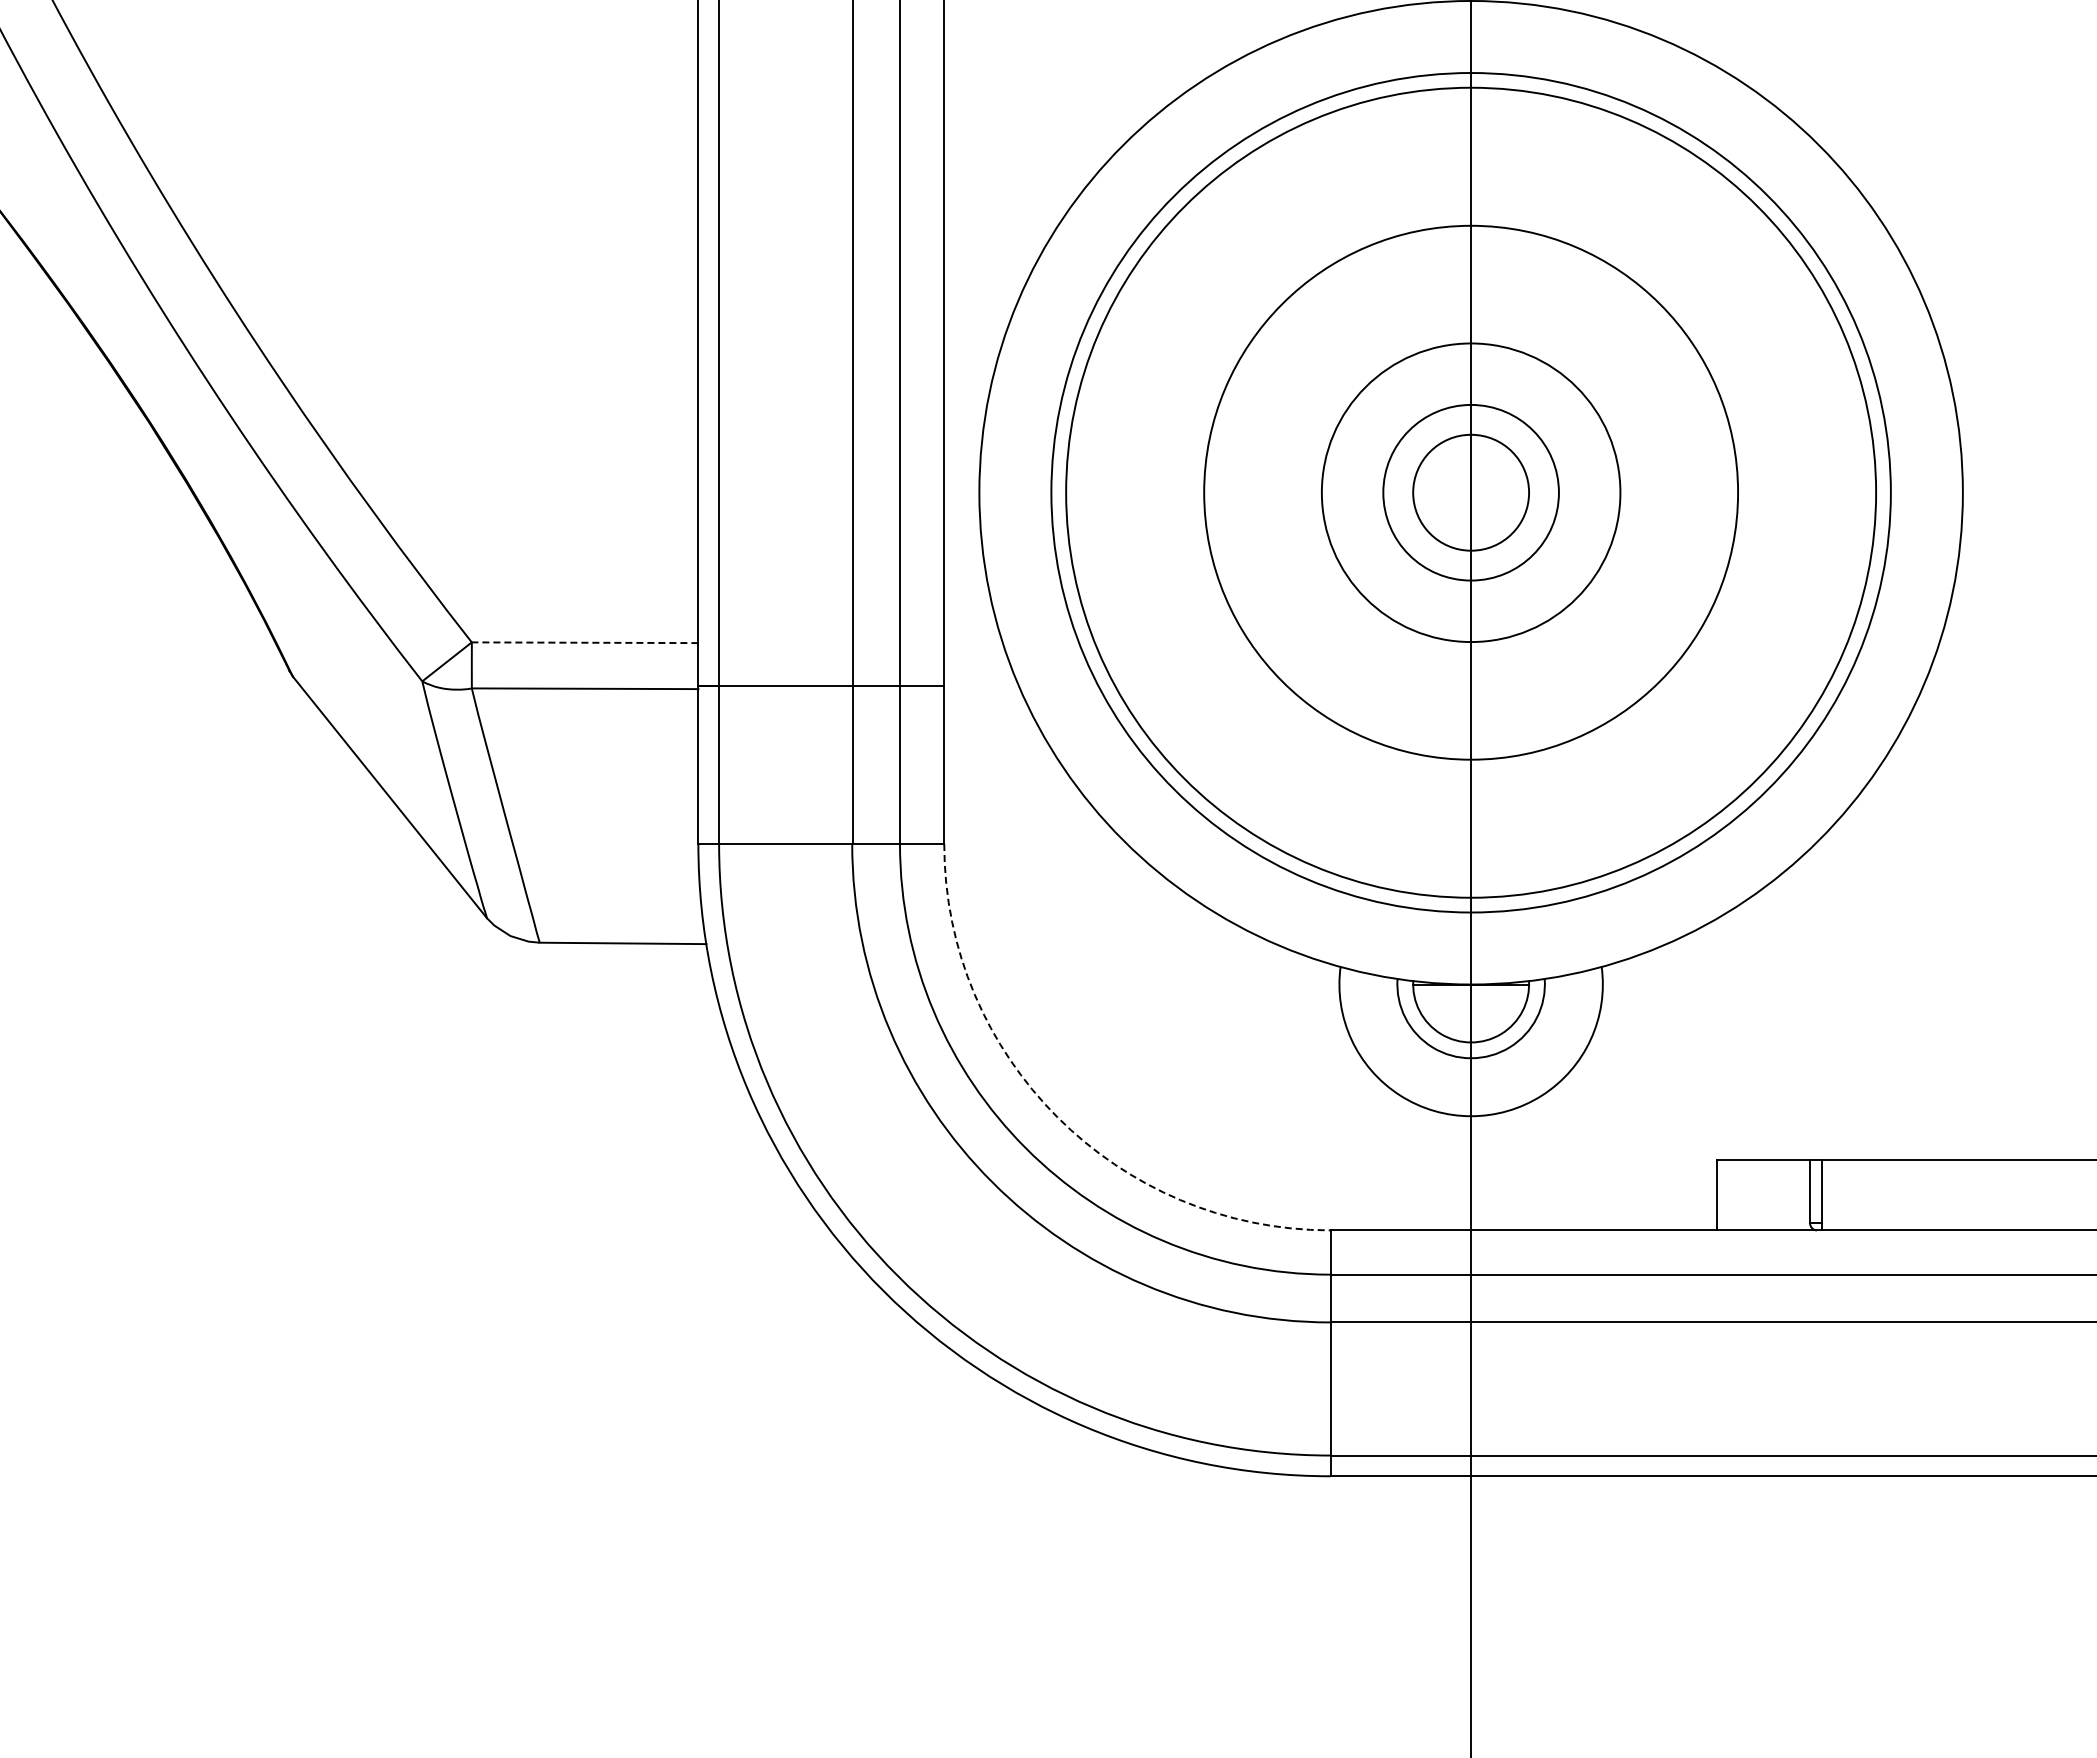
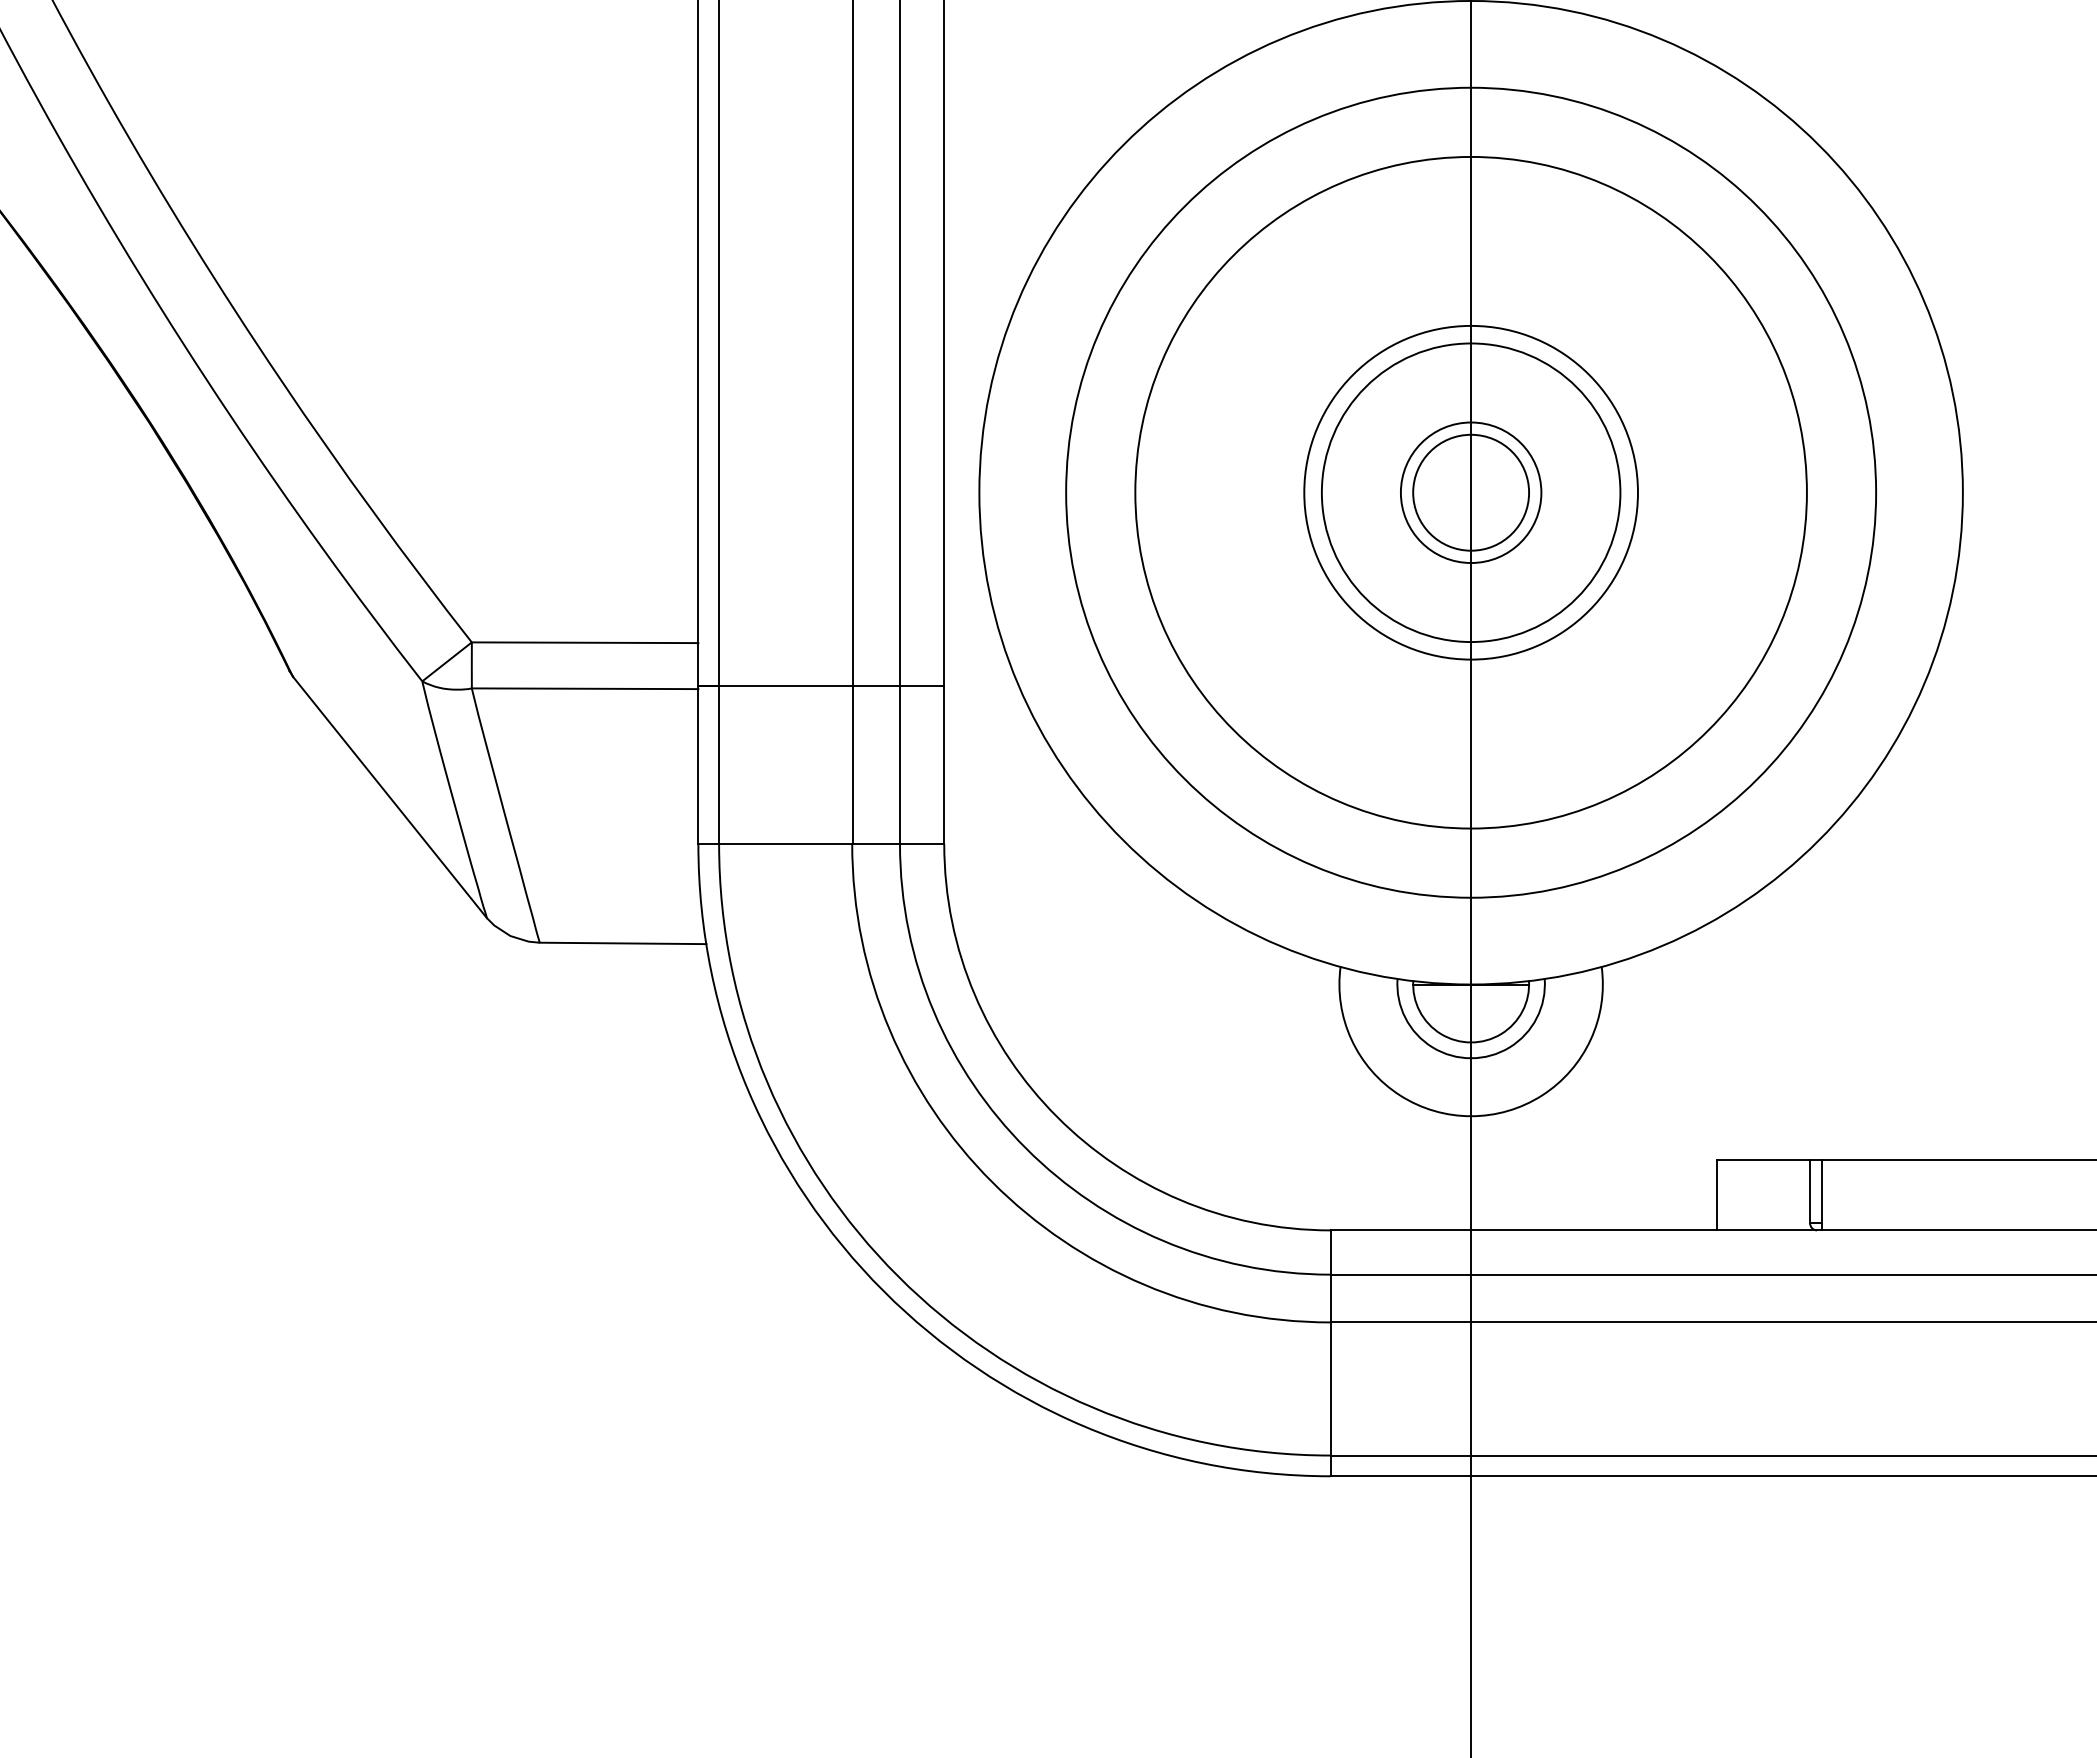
circle diameter: 176 px -> 141 px (1470, 492)
circle diameter: 839 px -> 672 px (1470, 492)
circle diameter: 534 px -> 334 px (1470, 492)
line: dashed -> solid (584, 642)
arc: dashed -> solid (1057, 1117)
